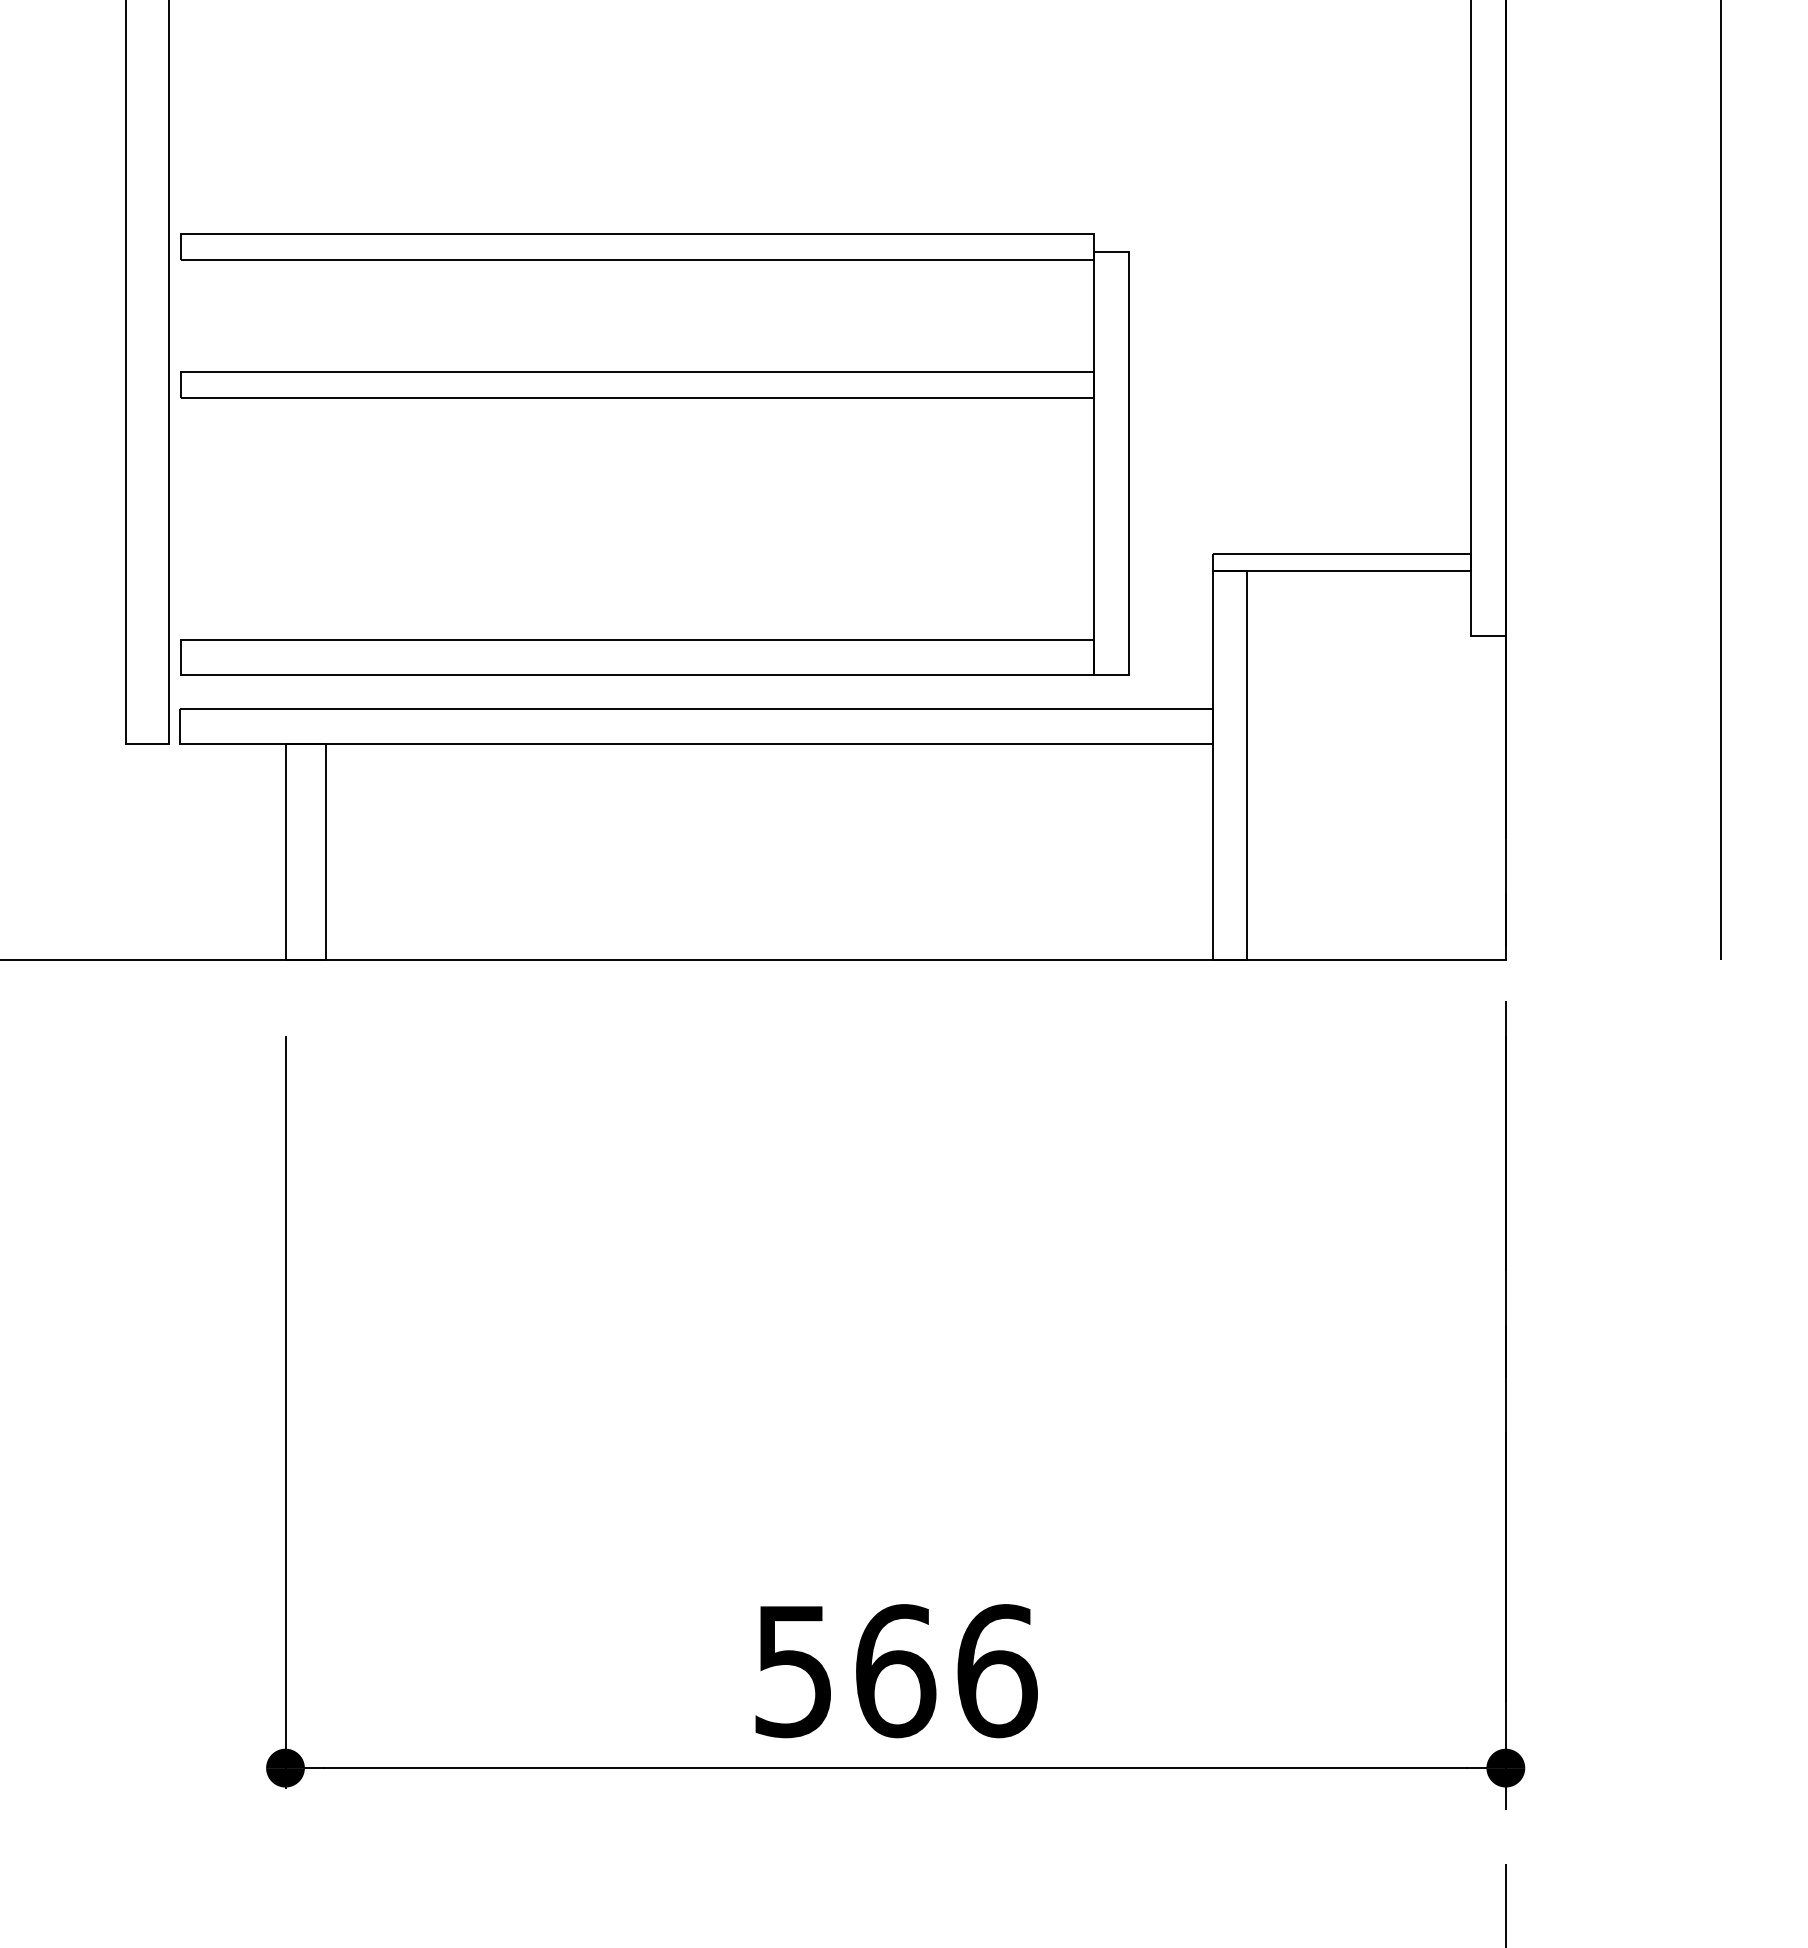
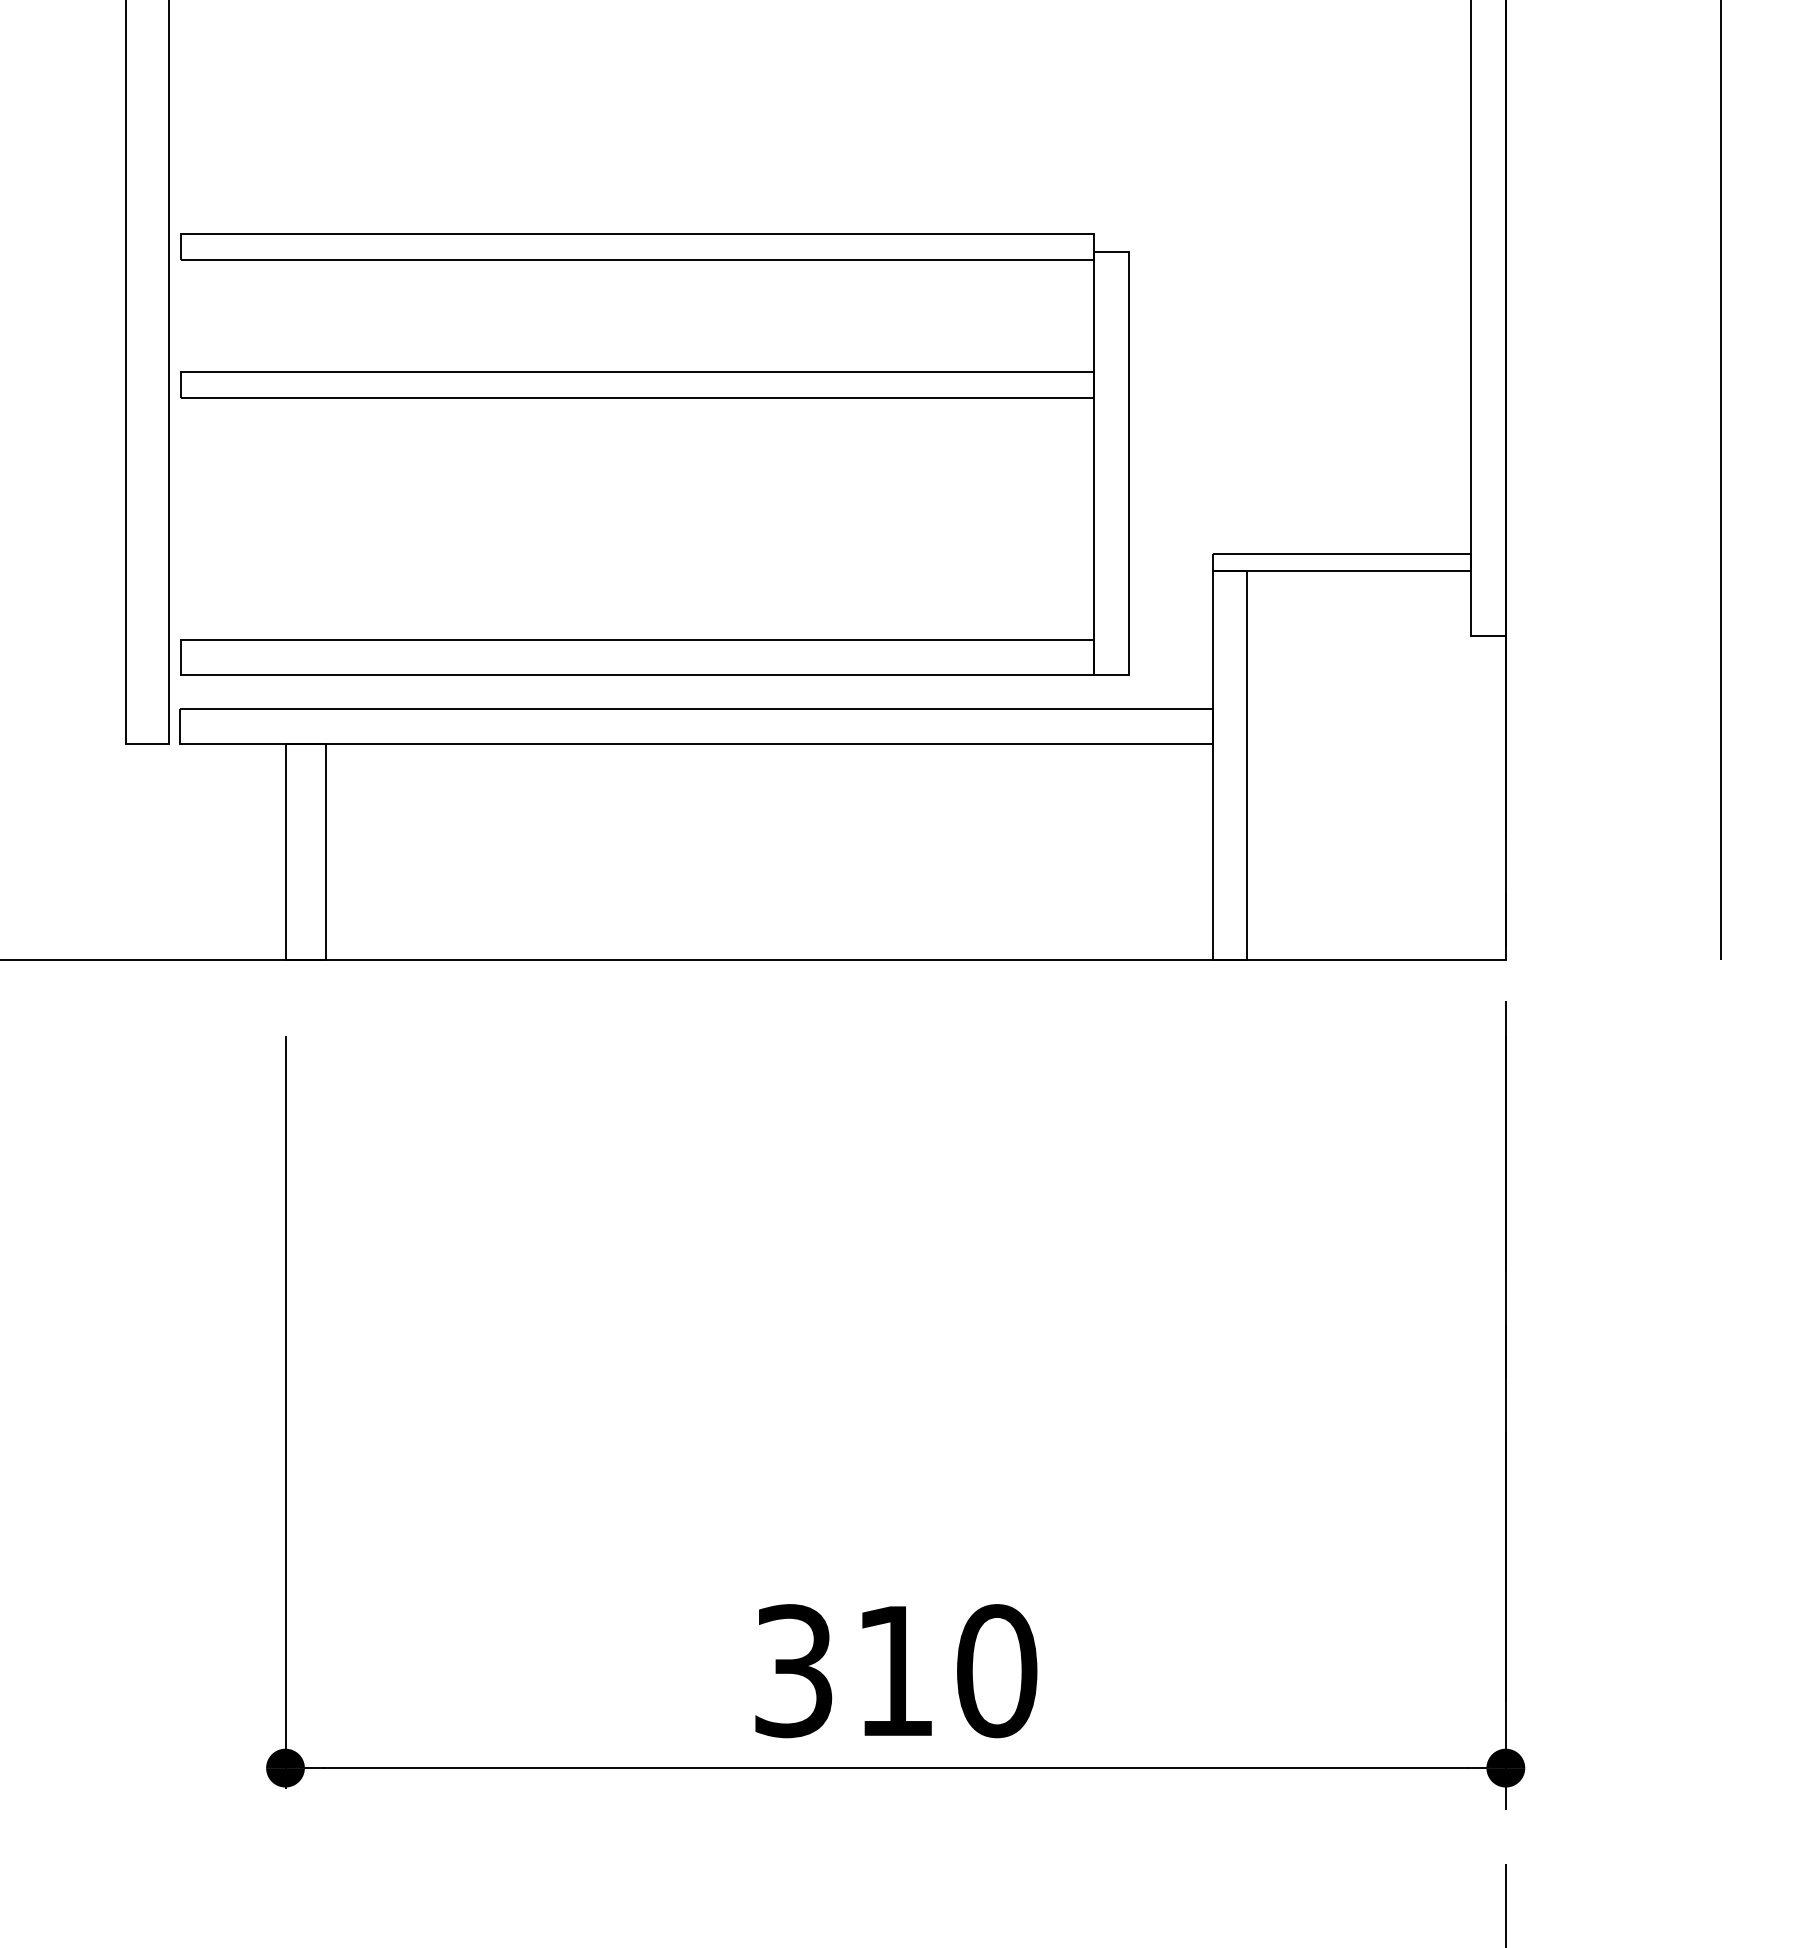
text: 566 -> 310 (896, 1671)
